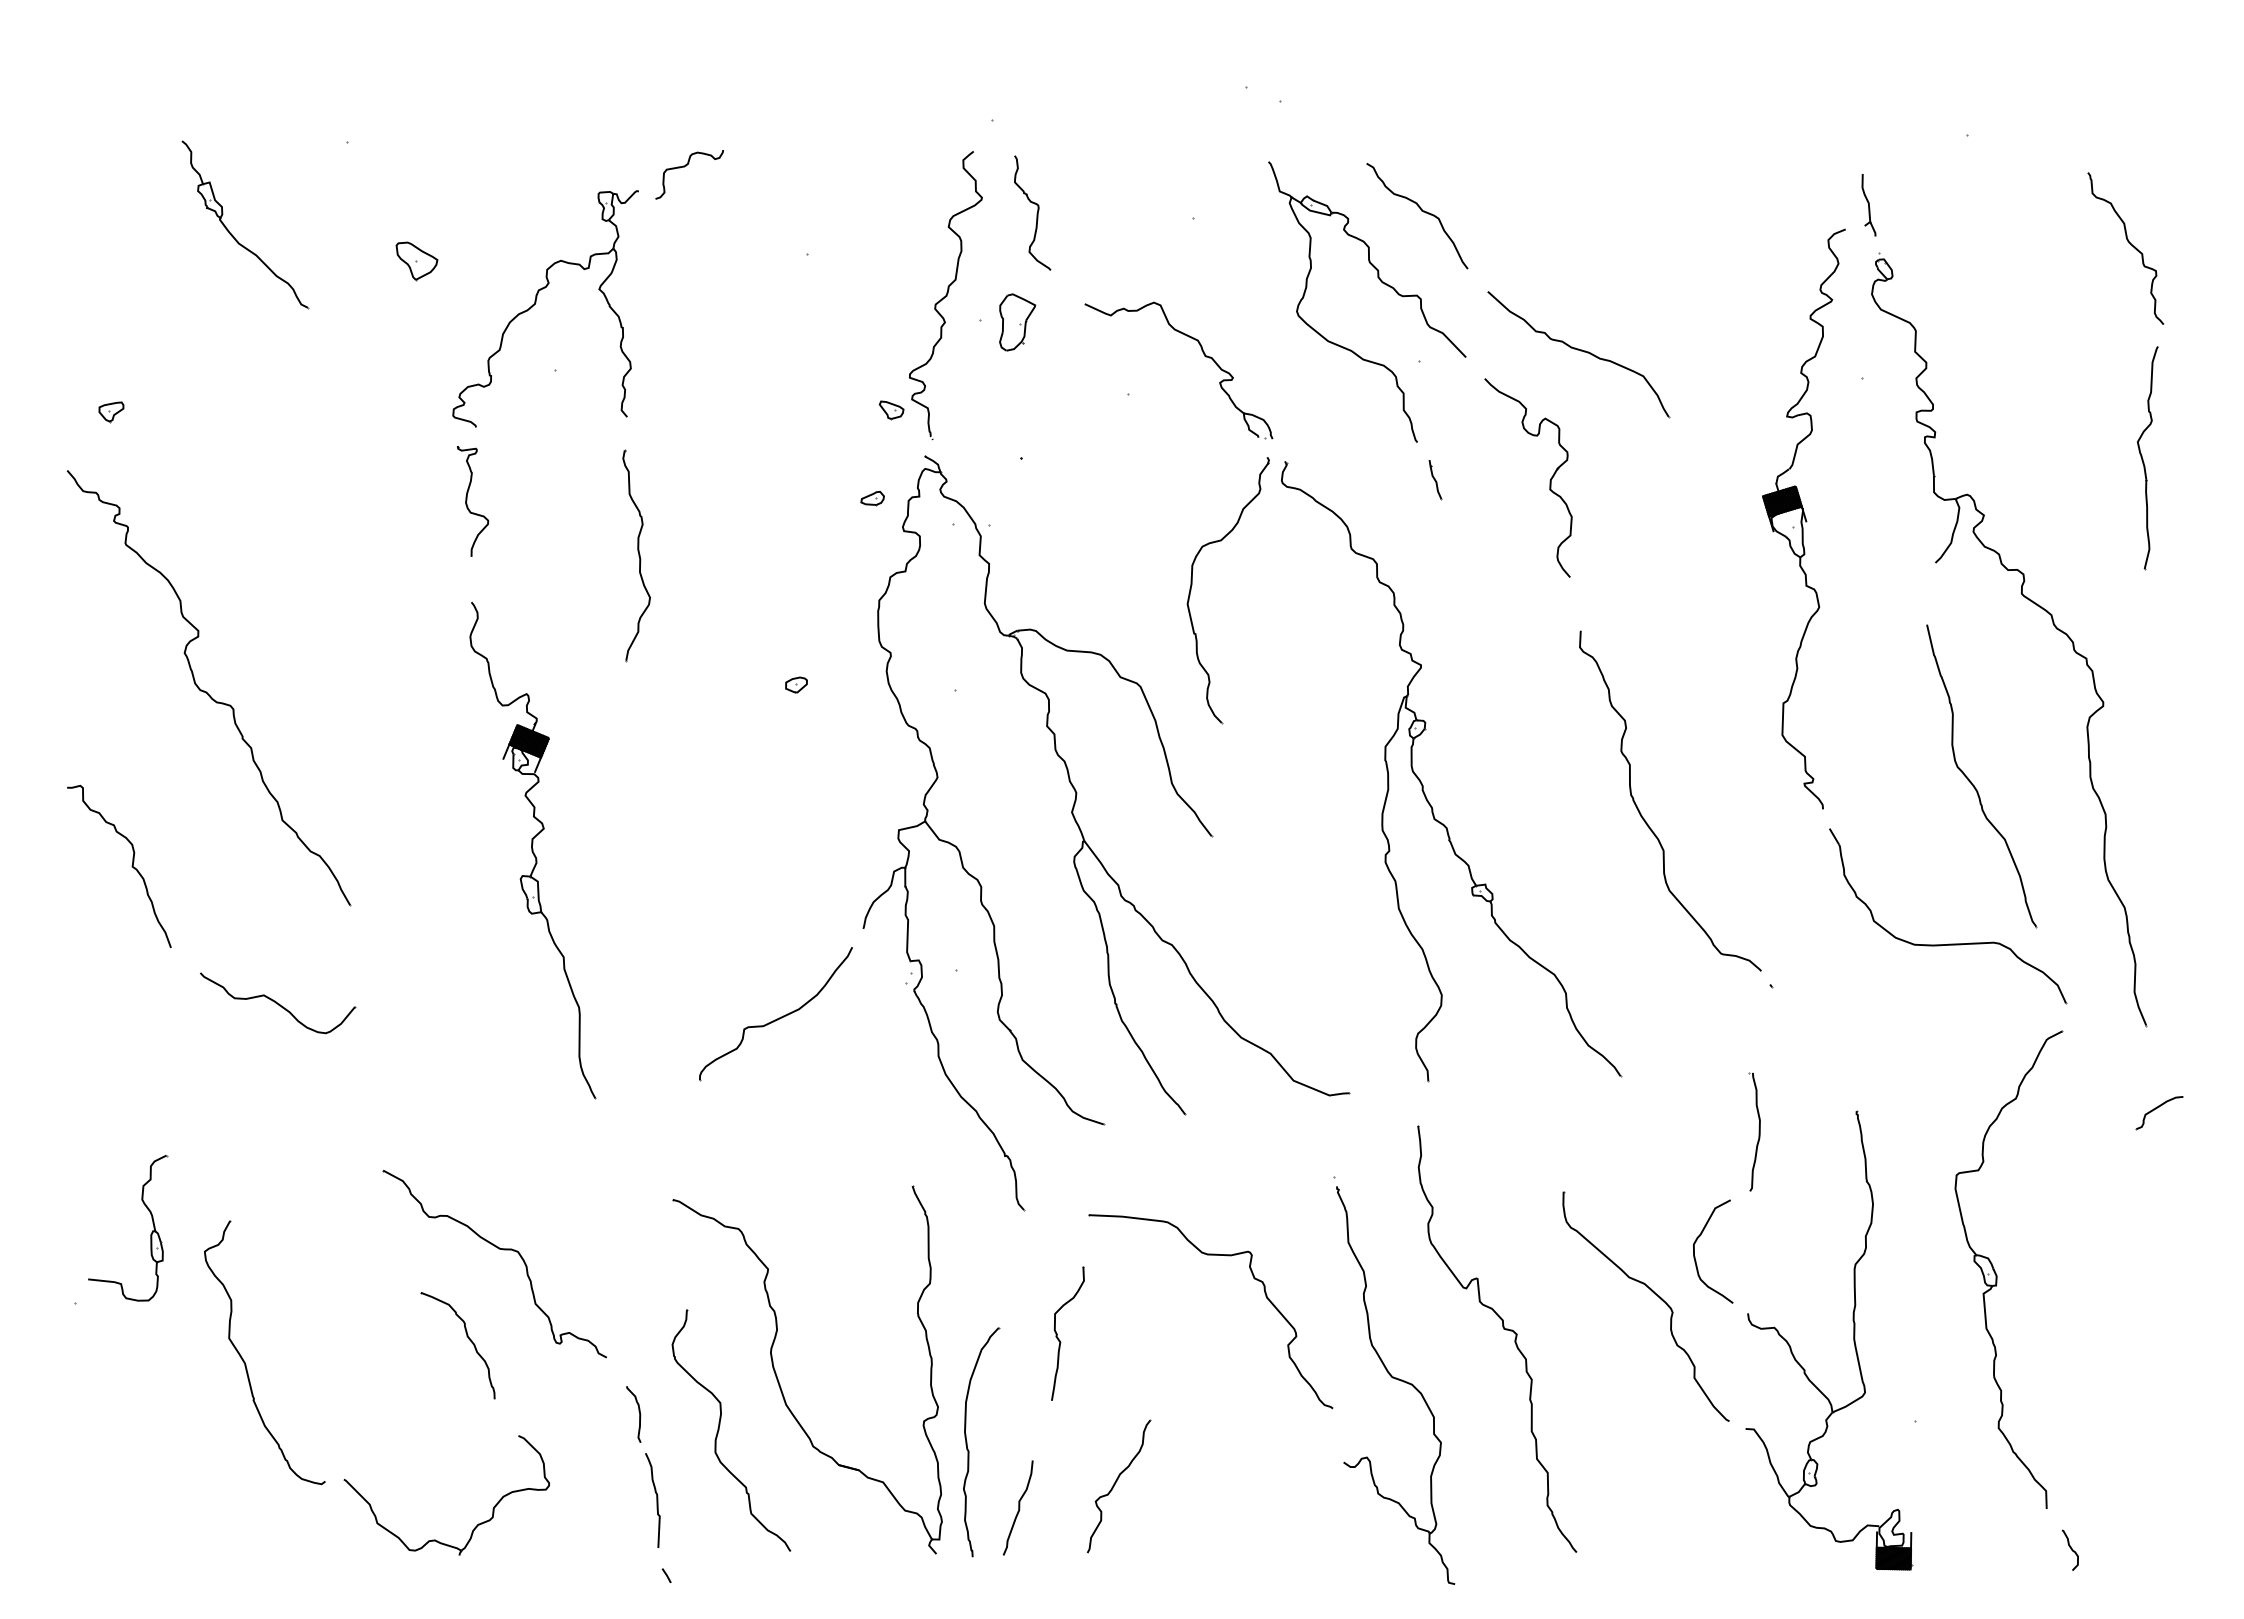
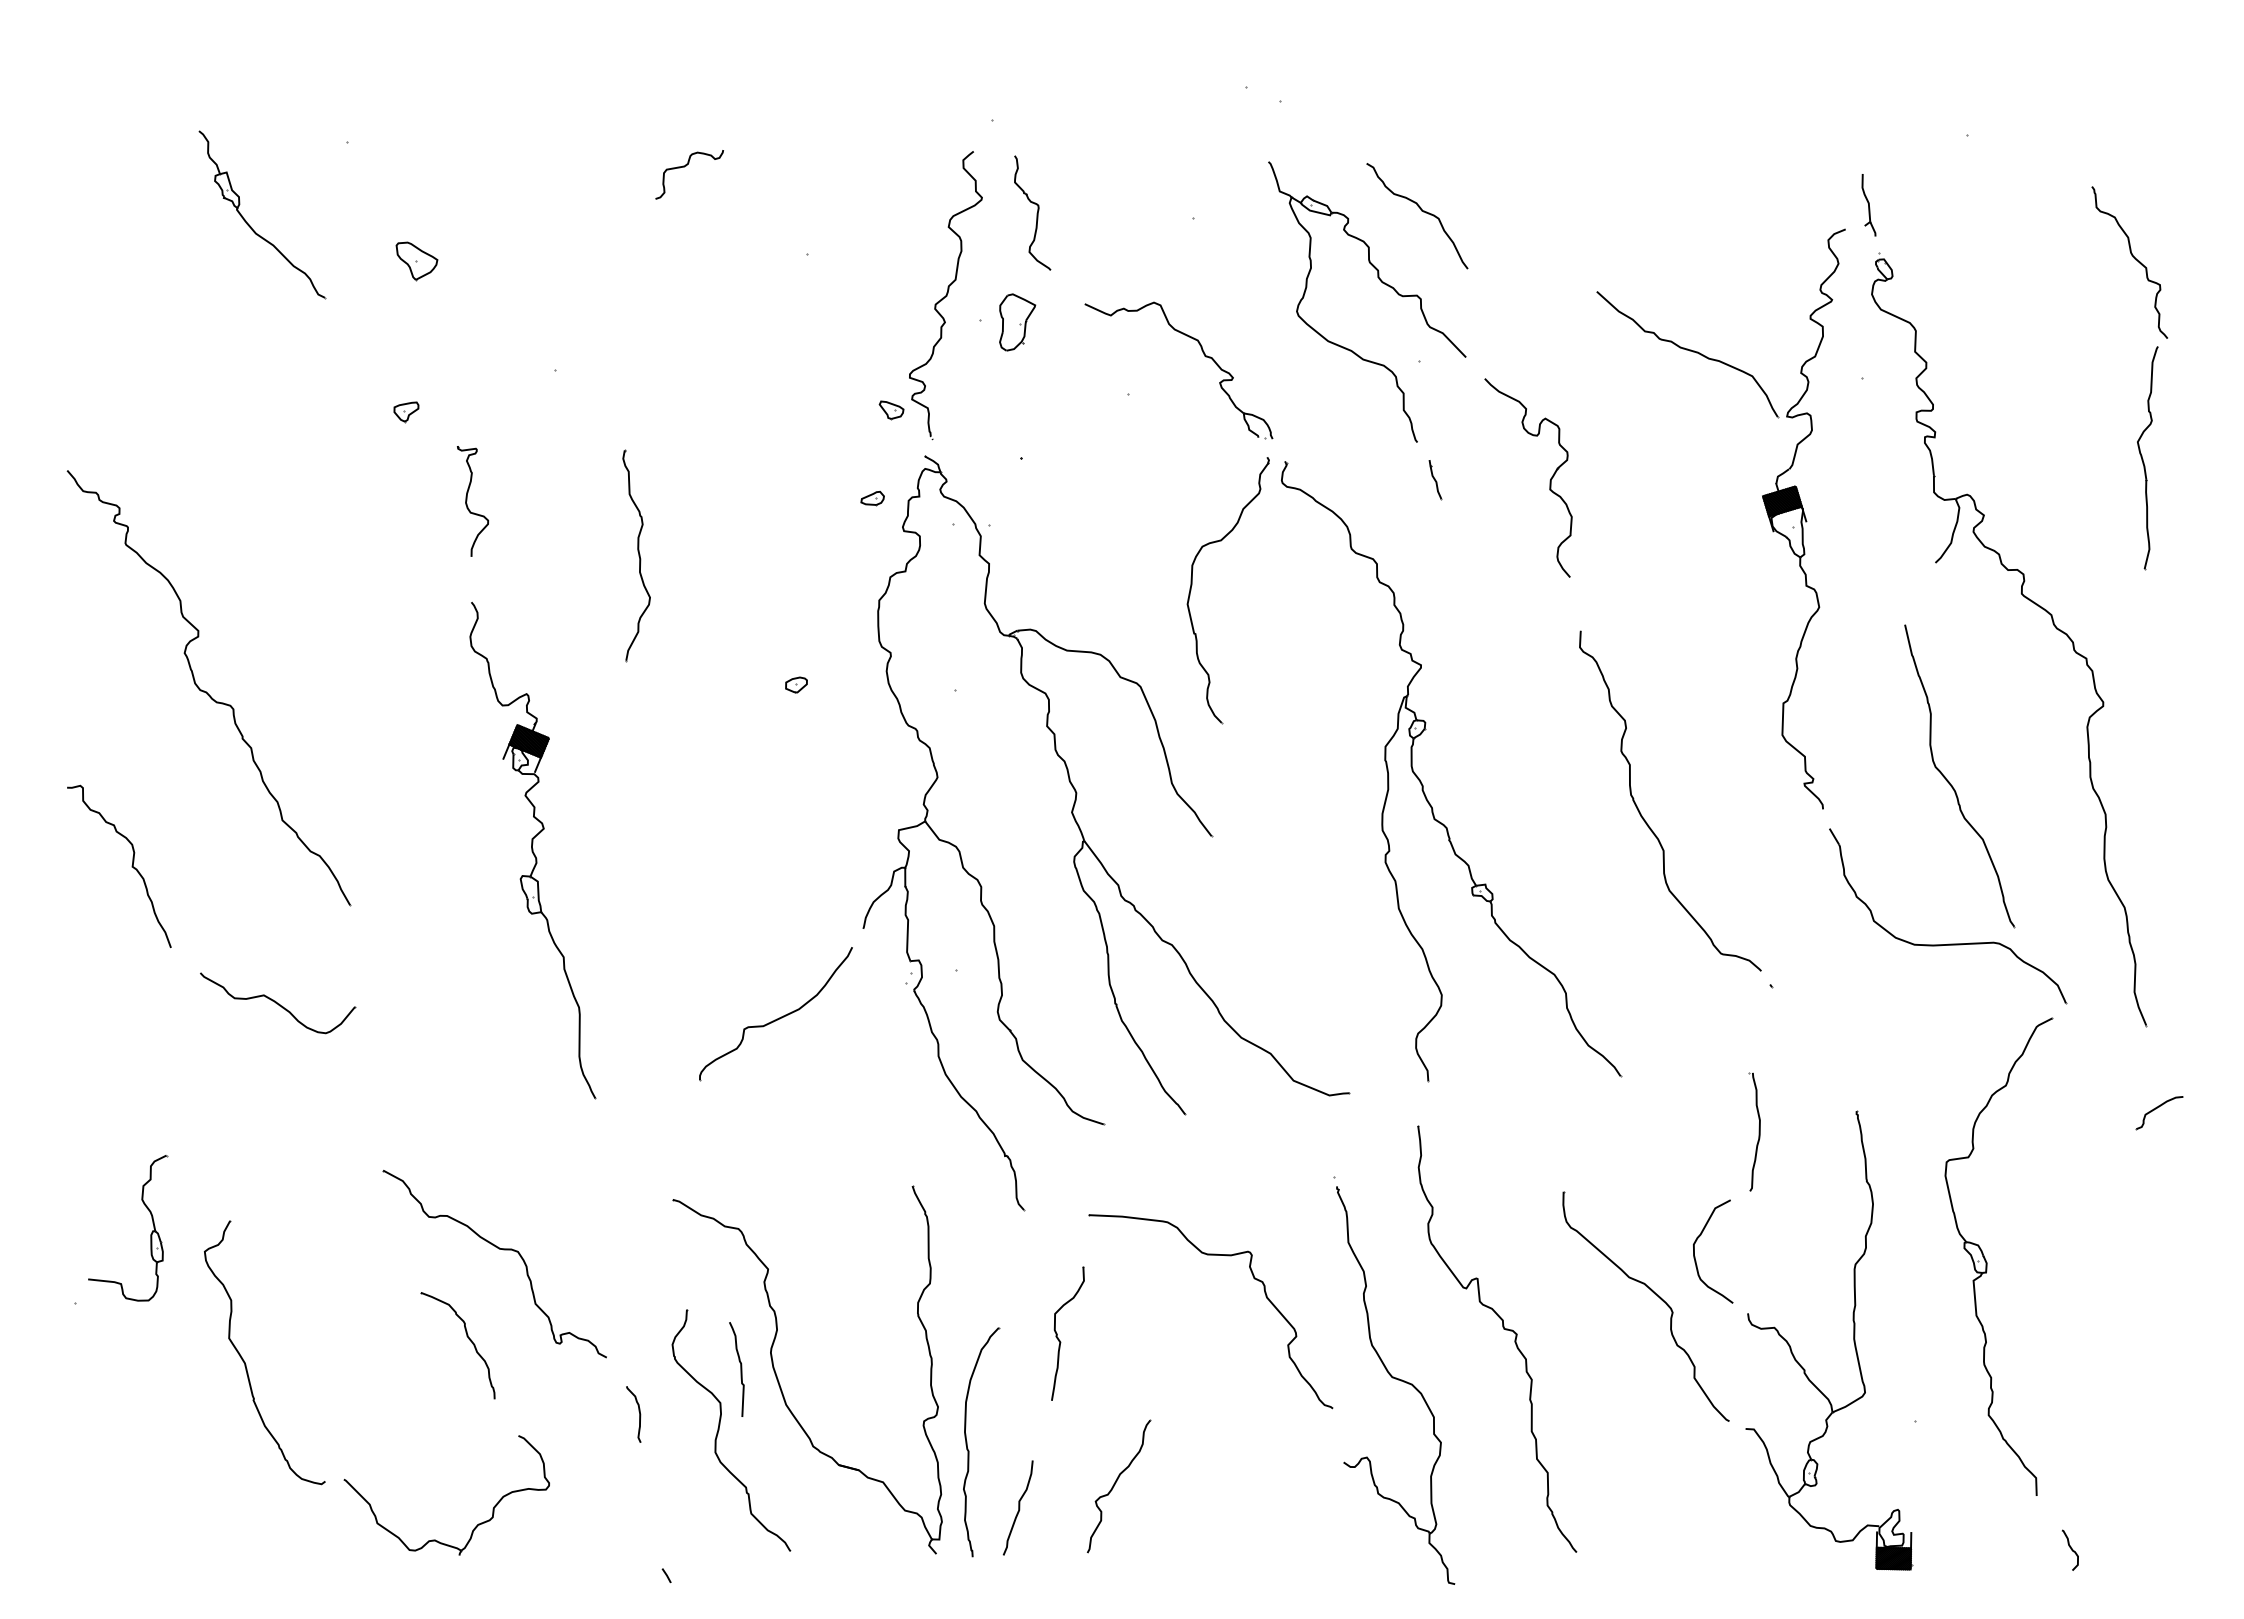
part position: (233, 235) -> (250, 225) (250, 225)
curve position: (2130, 245) -> (2134, 259) (2134, 259)
part: present -> none (535, 304)
part position: (1578, 354) -> (1687, 354) (1687, 354)
part position: (111, 412) -> (406, 412) (406, 412)
part position: (1972, 782) -> (1950, 782) (1950, 782)
part position: (1997, 1275) -> (1987, 1262) (1987, 1262)
curve position: (656, 1500) -> (740, 1369) (740, 1369)
